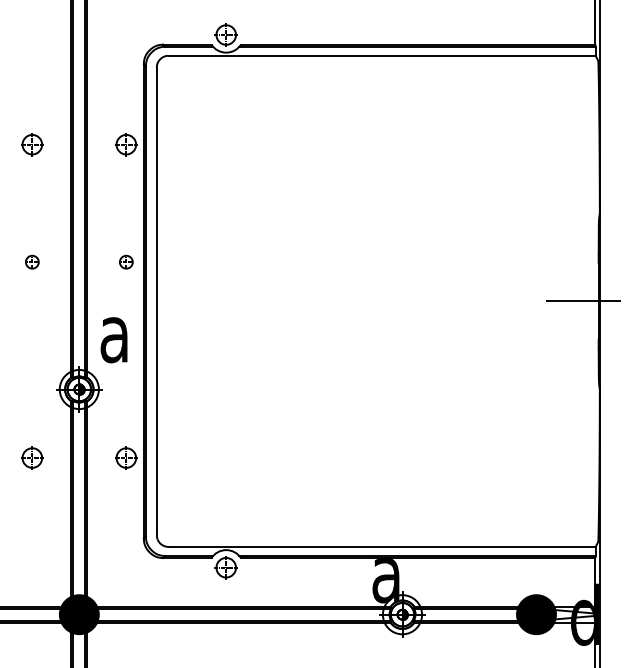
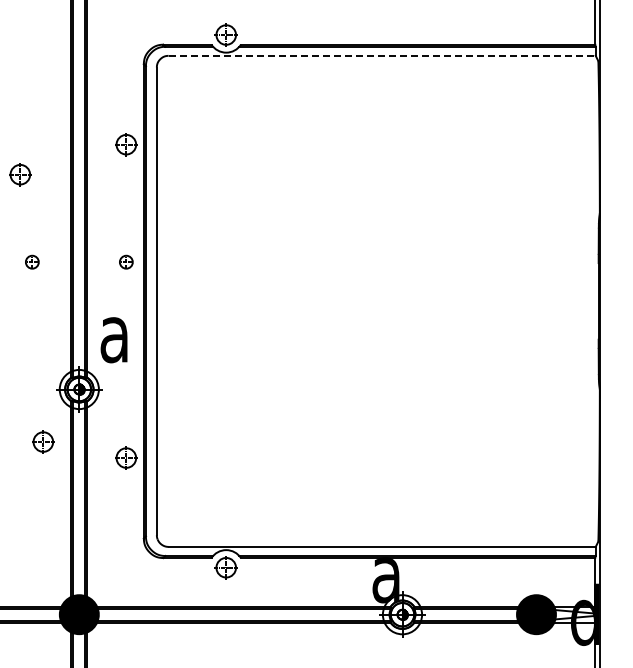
line: solid -> dashed (382, 55)
part position: (32, 144) -> (20, 174) (20, 174)
line: present -> none (587, 301)
part position: (32, 457) -> (43, 441) (43, 441)
